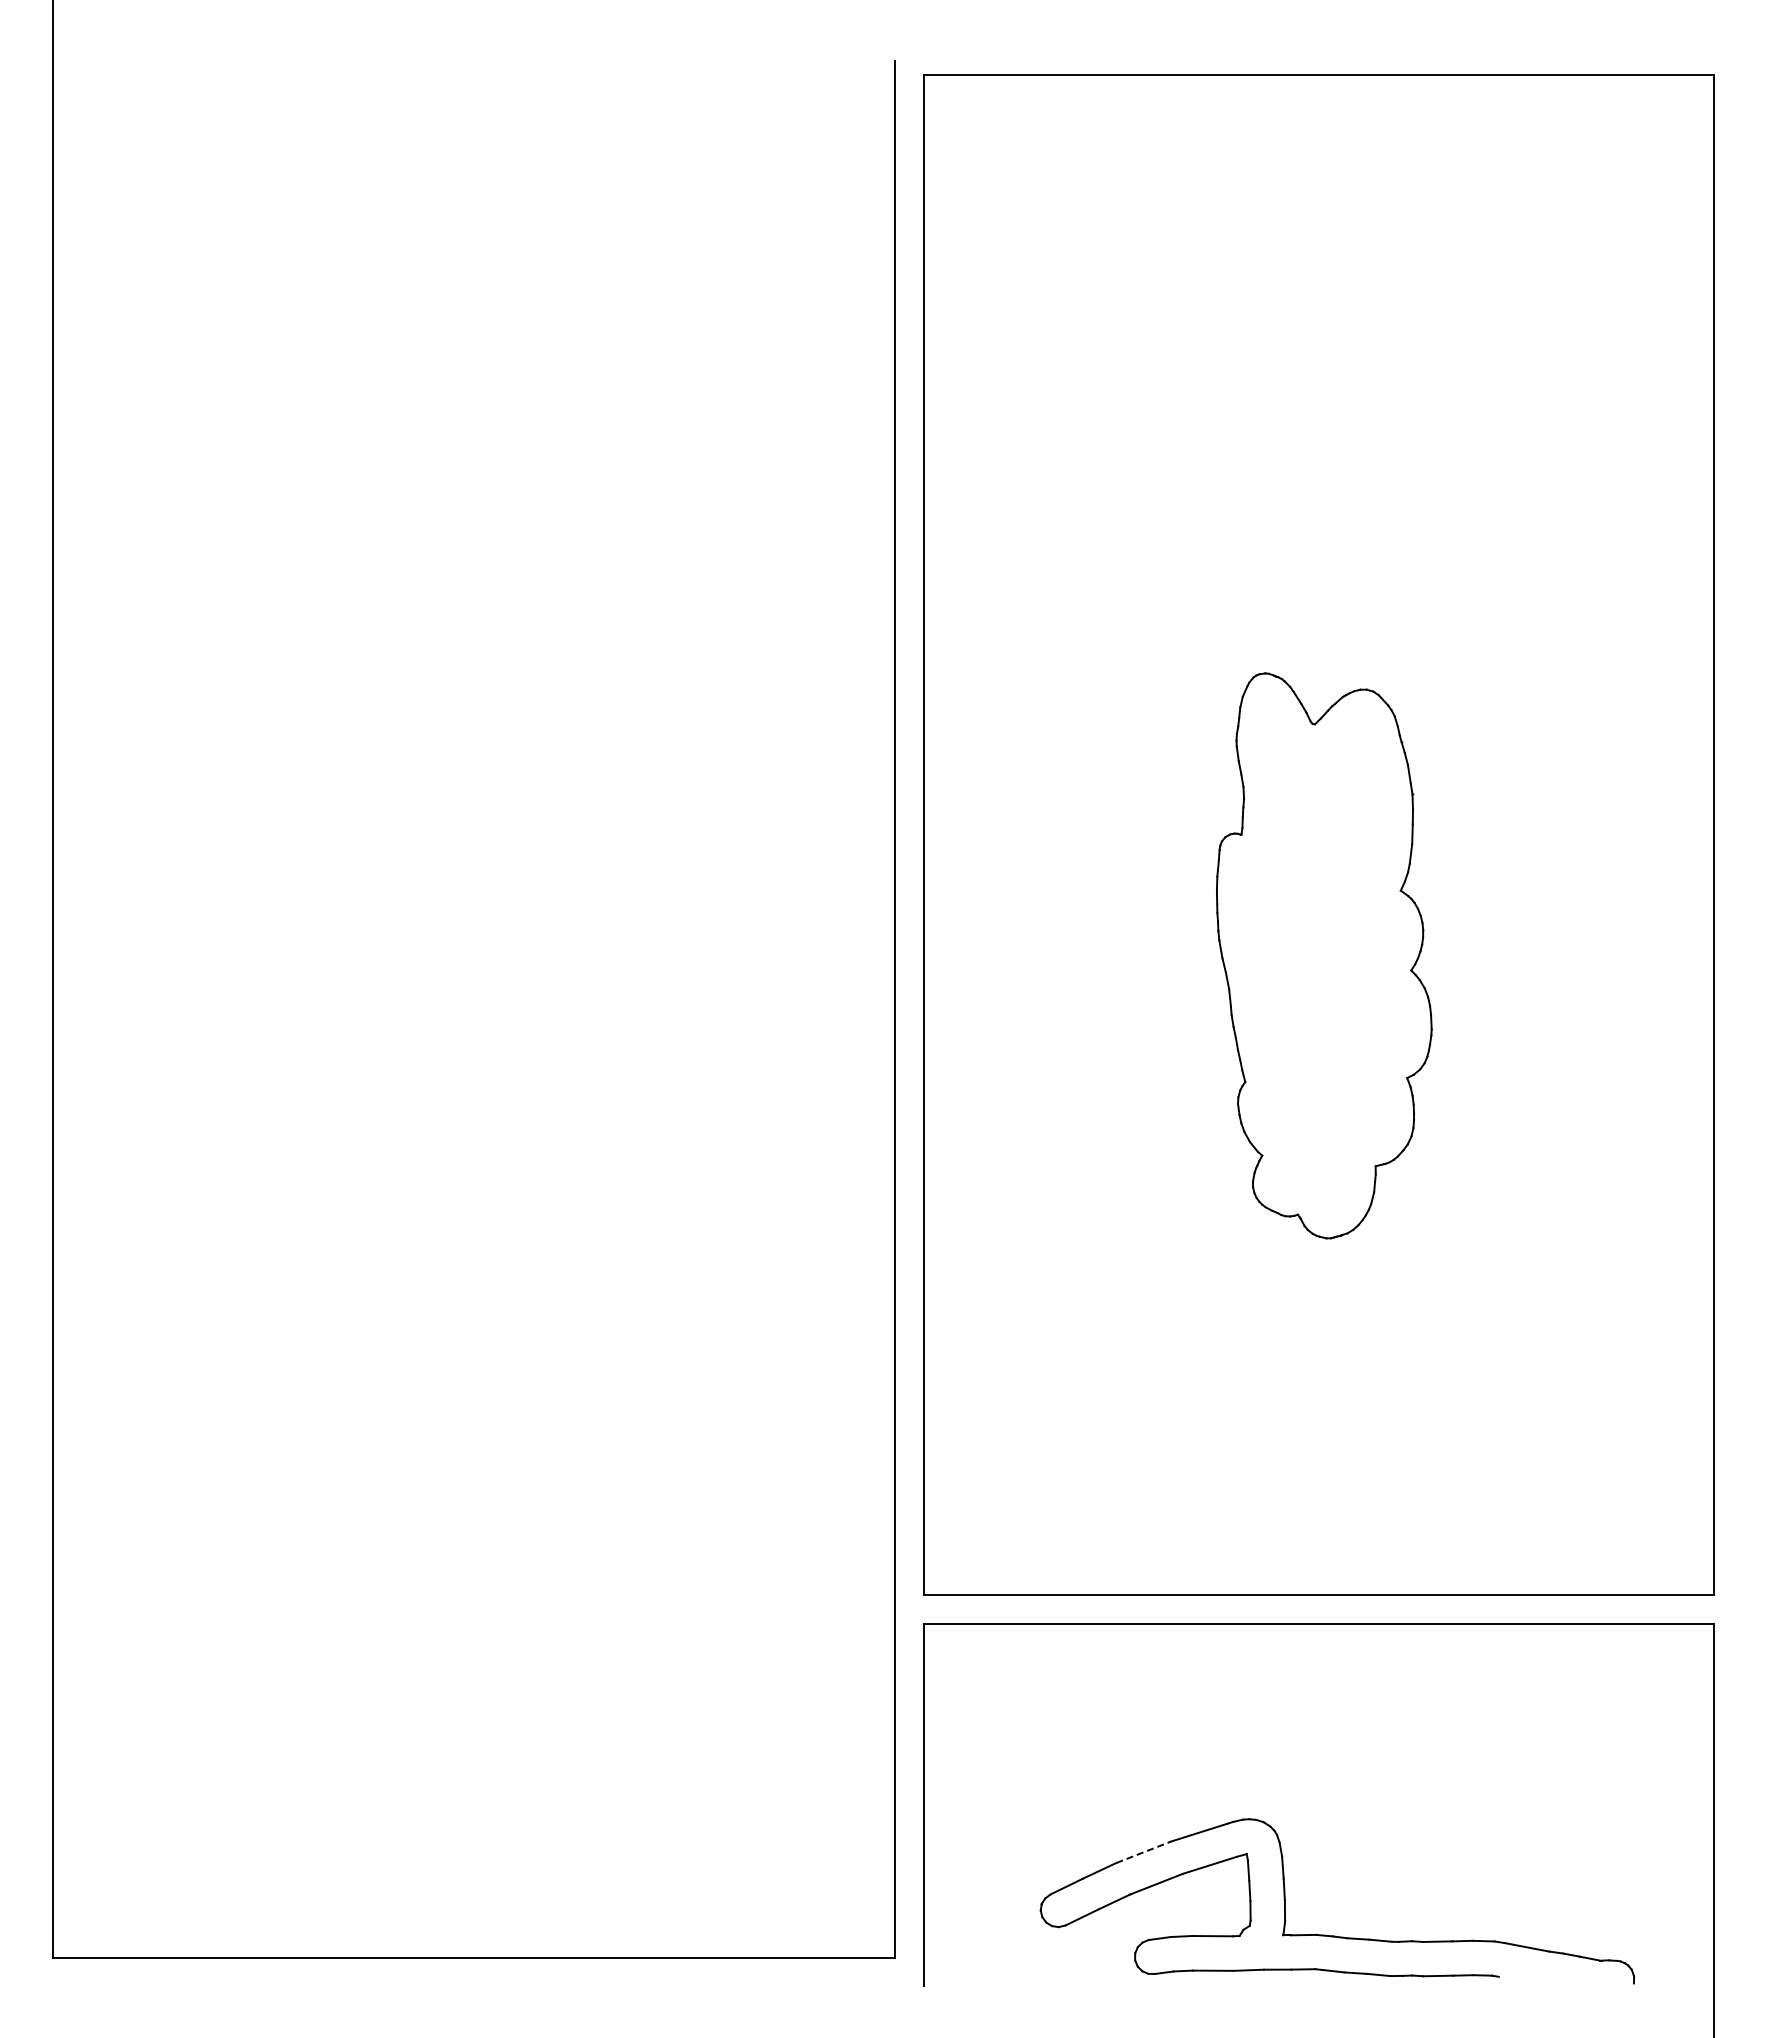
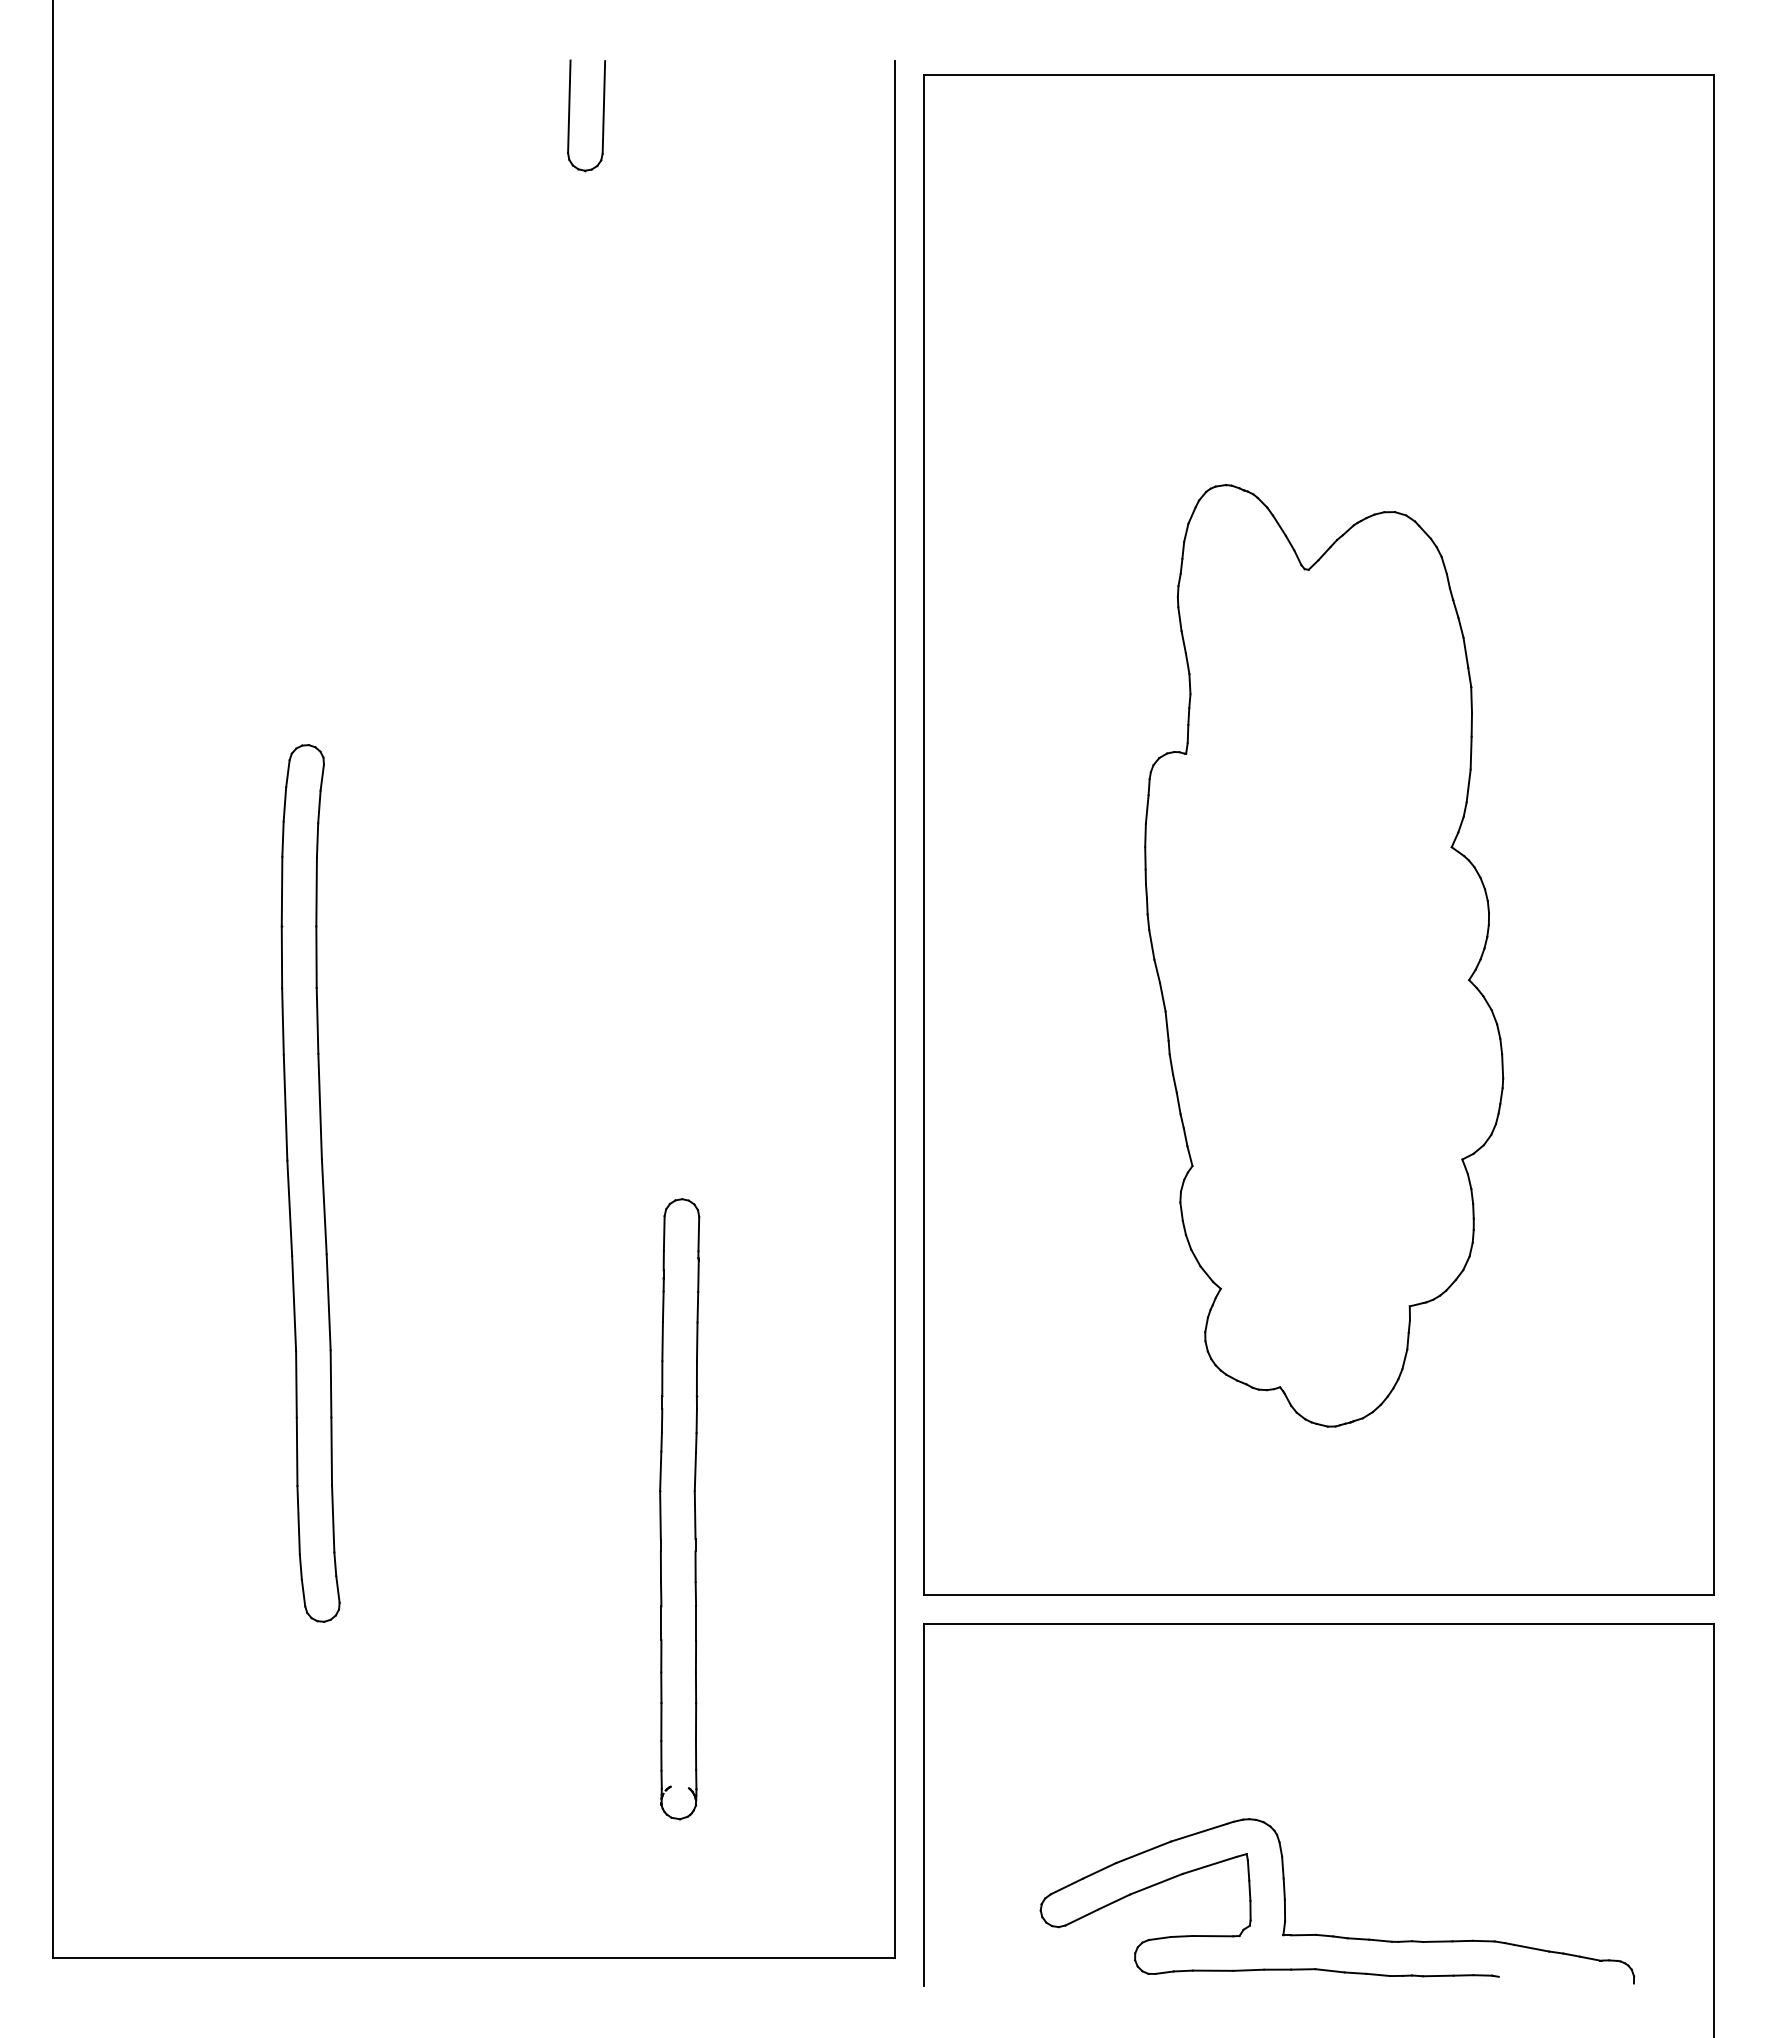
part: none -> present (602, 115)
part size: 217x568 px -> 361x944 px (1324, 955)
part: none -> present (310, 1183)
part: none -> present (679, 1509)
line: dashed -> solid (1144, 1852)
